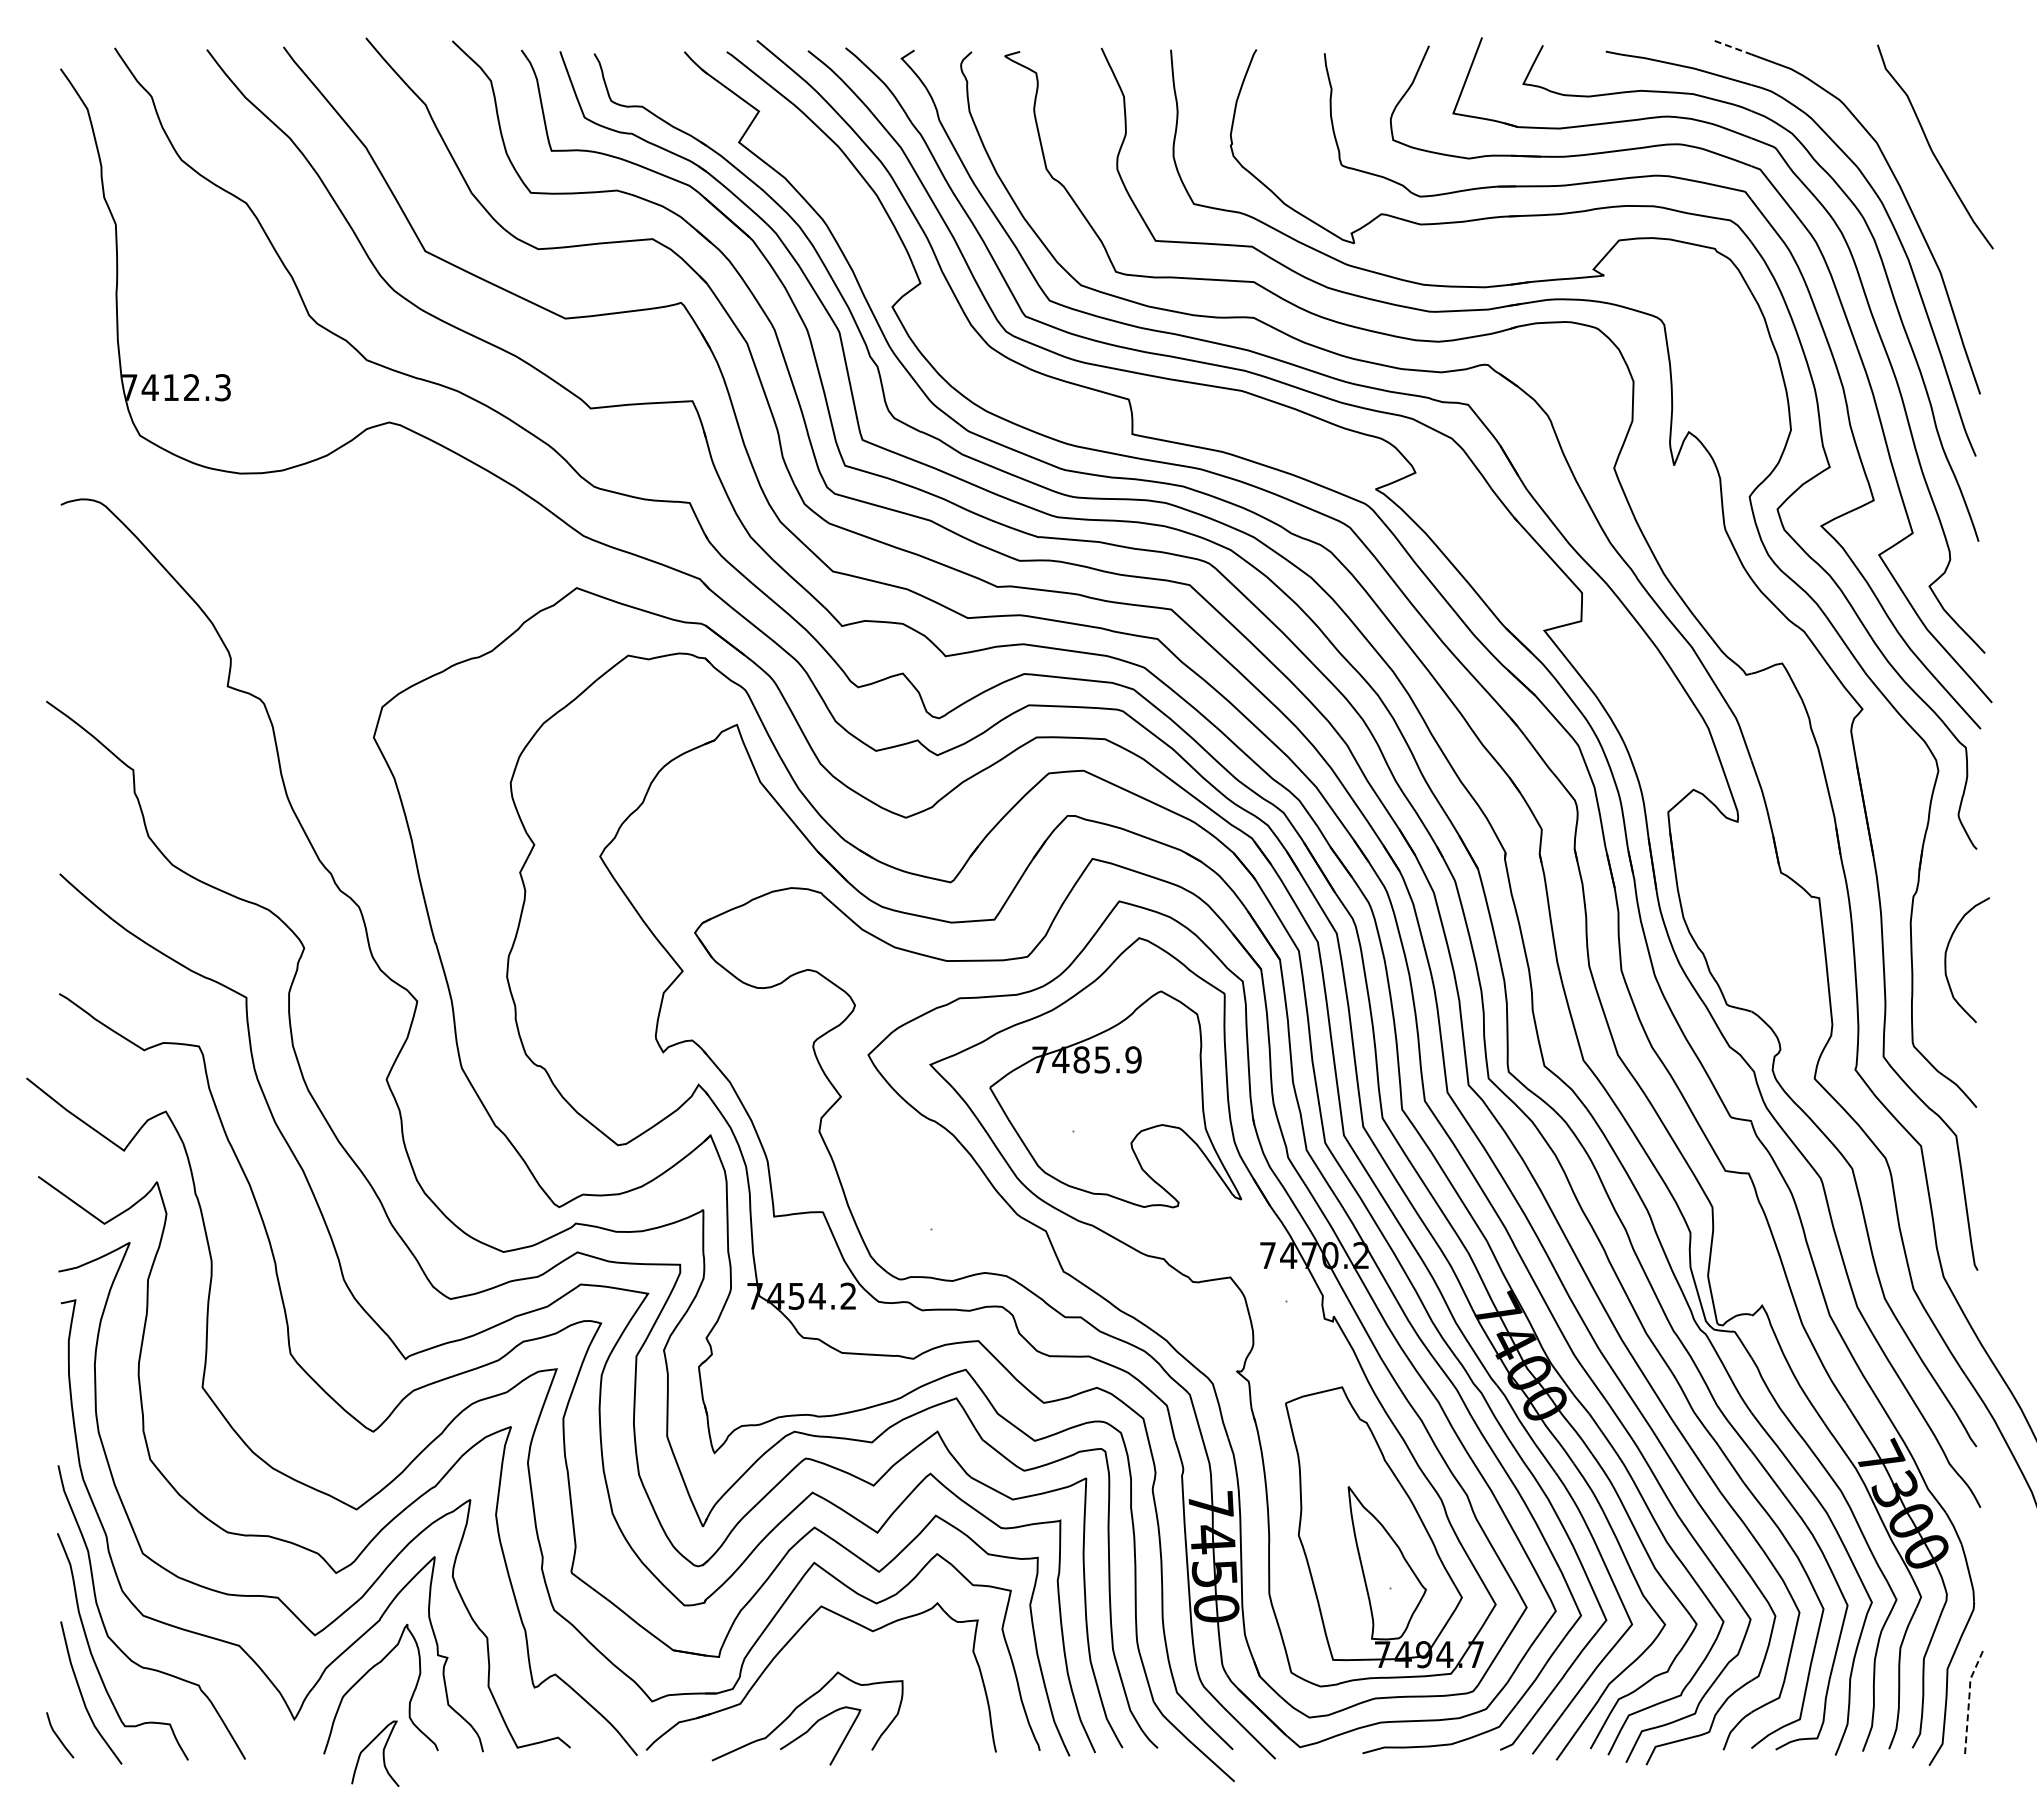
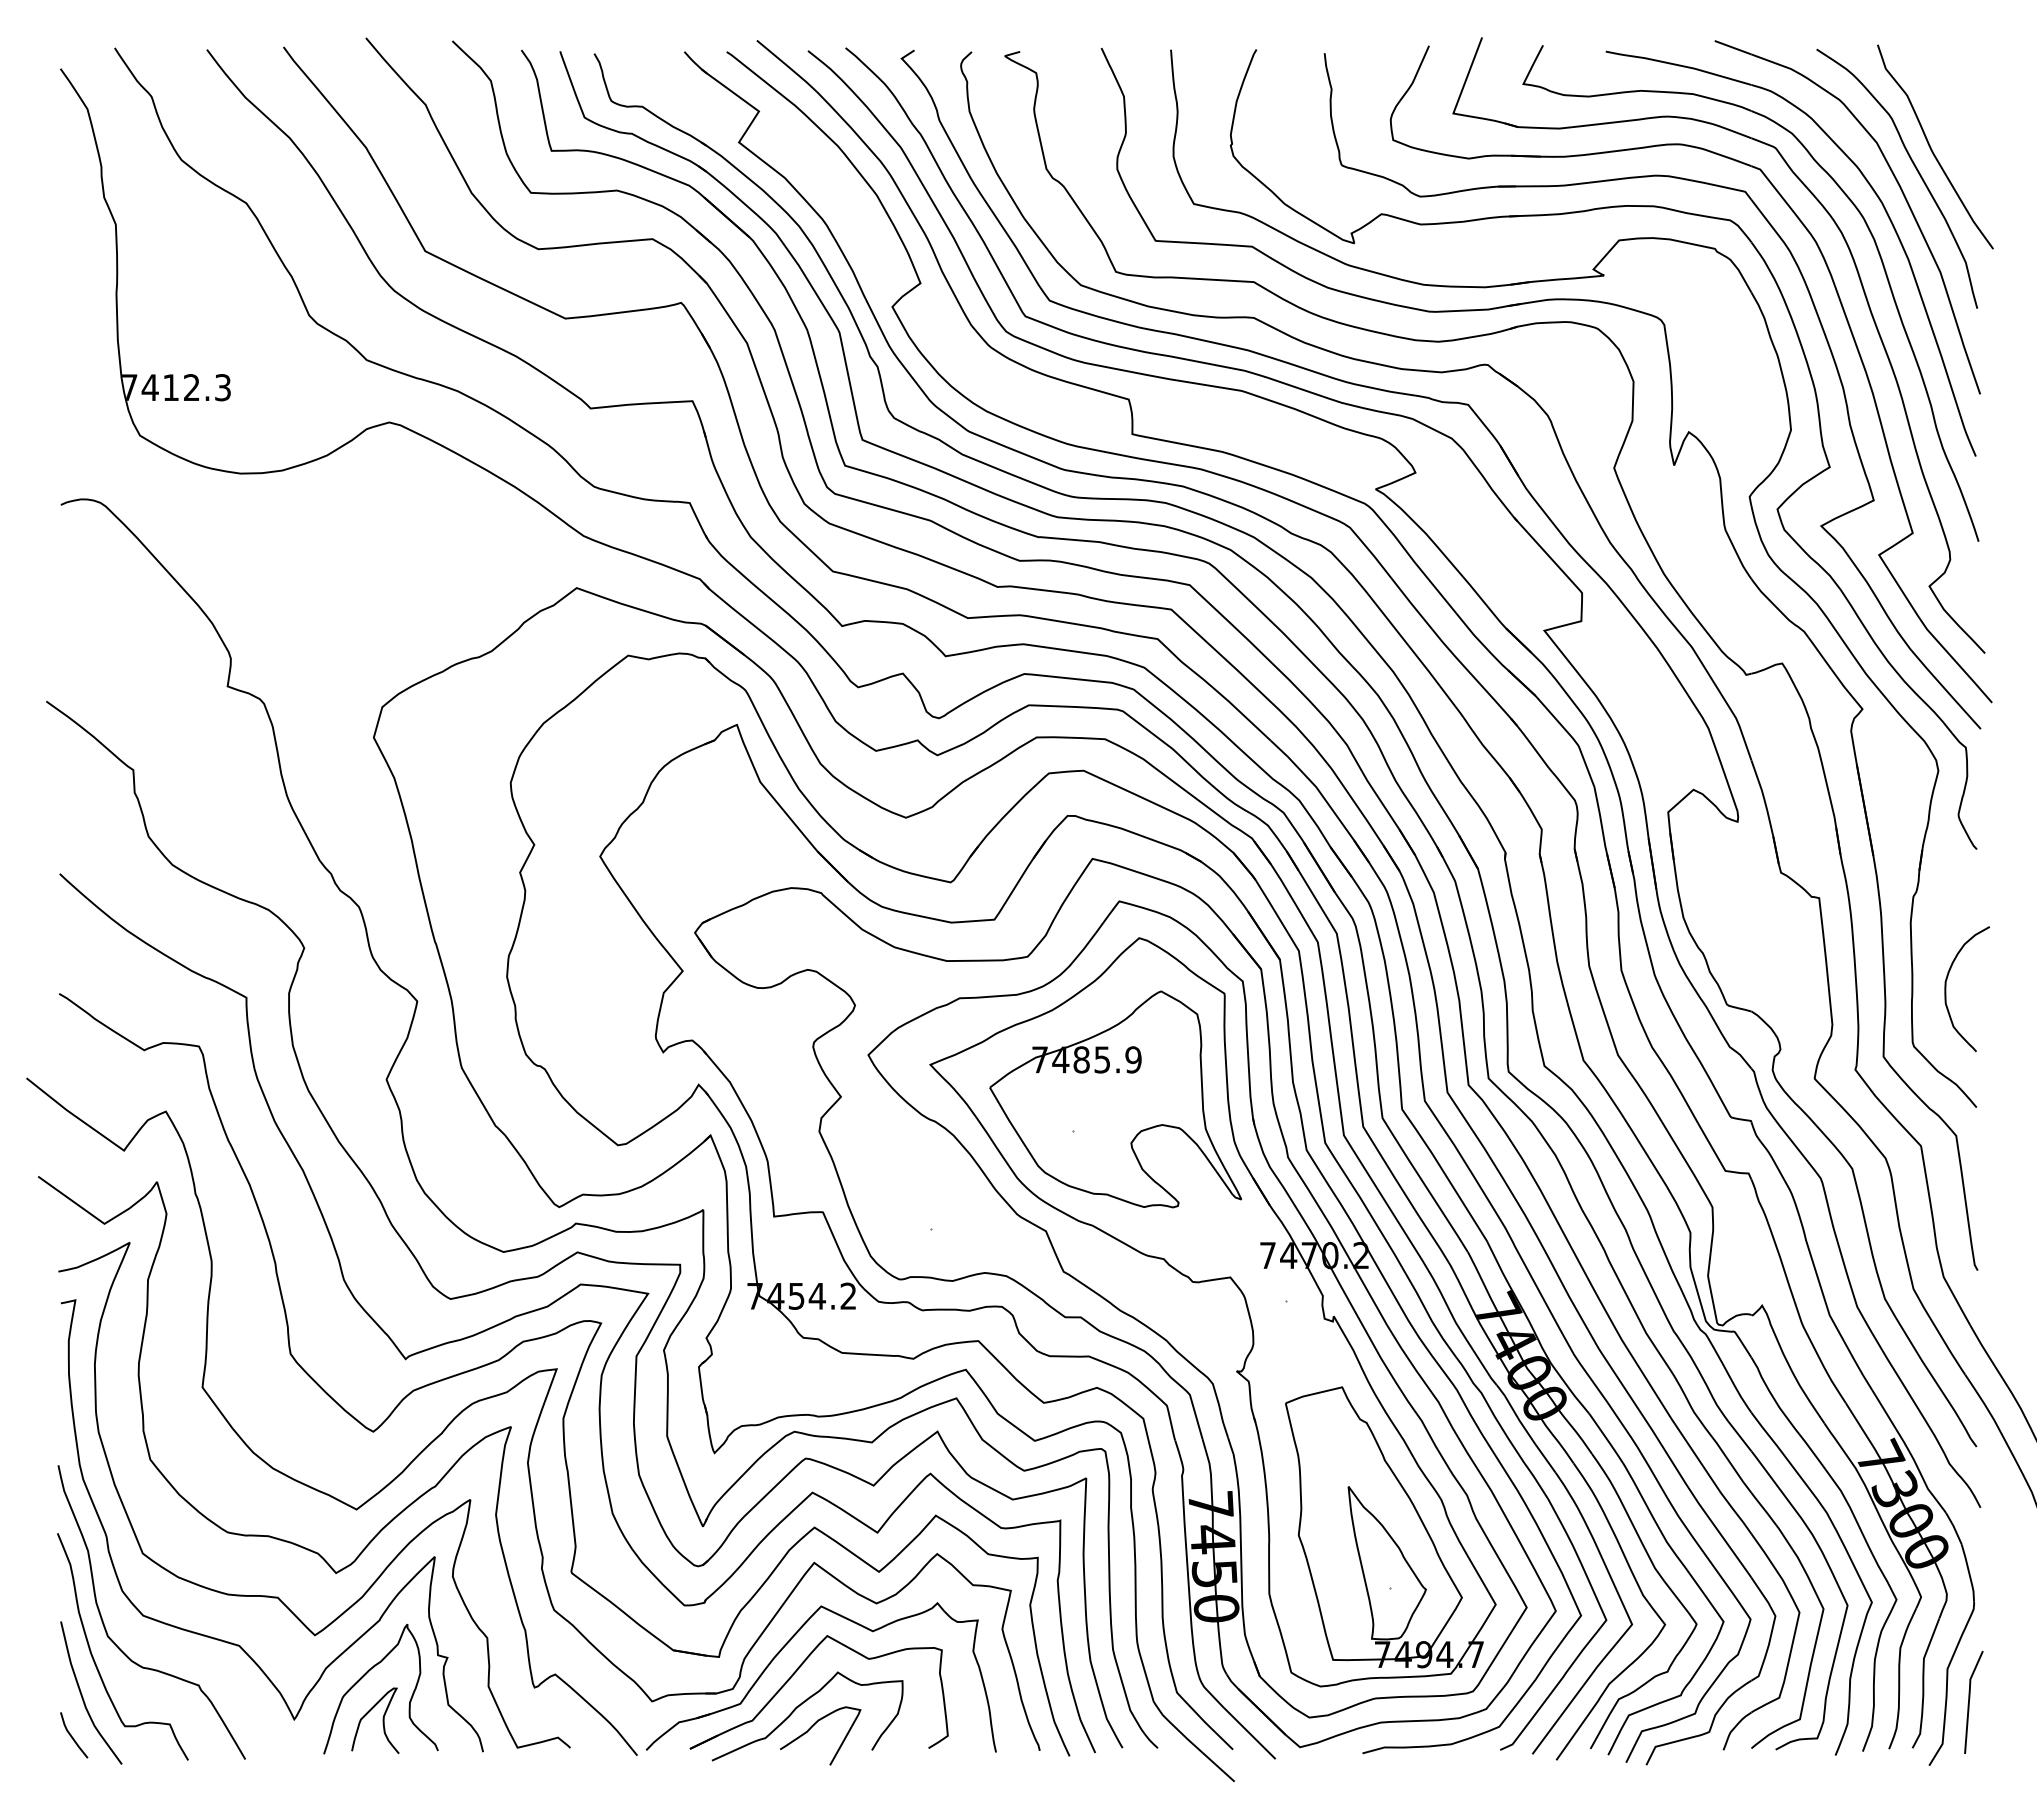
line: dashed -> solid (1733, 47)
curve: none -> present (1914, 167)
curve position: (1946, 960) -> (1946, 989) (1946, 989)
part: none -> present (797, 1671)
line: dashed -> solid (1969, 1699)
line position: (58, 1736) -> (72, 1736) (72, 1736)
curve position: (382, 1753) -> (382, 1720) (382, 1720)
